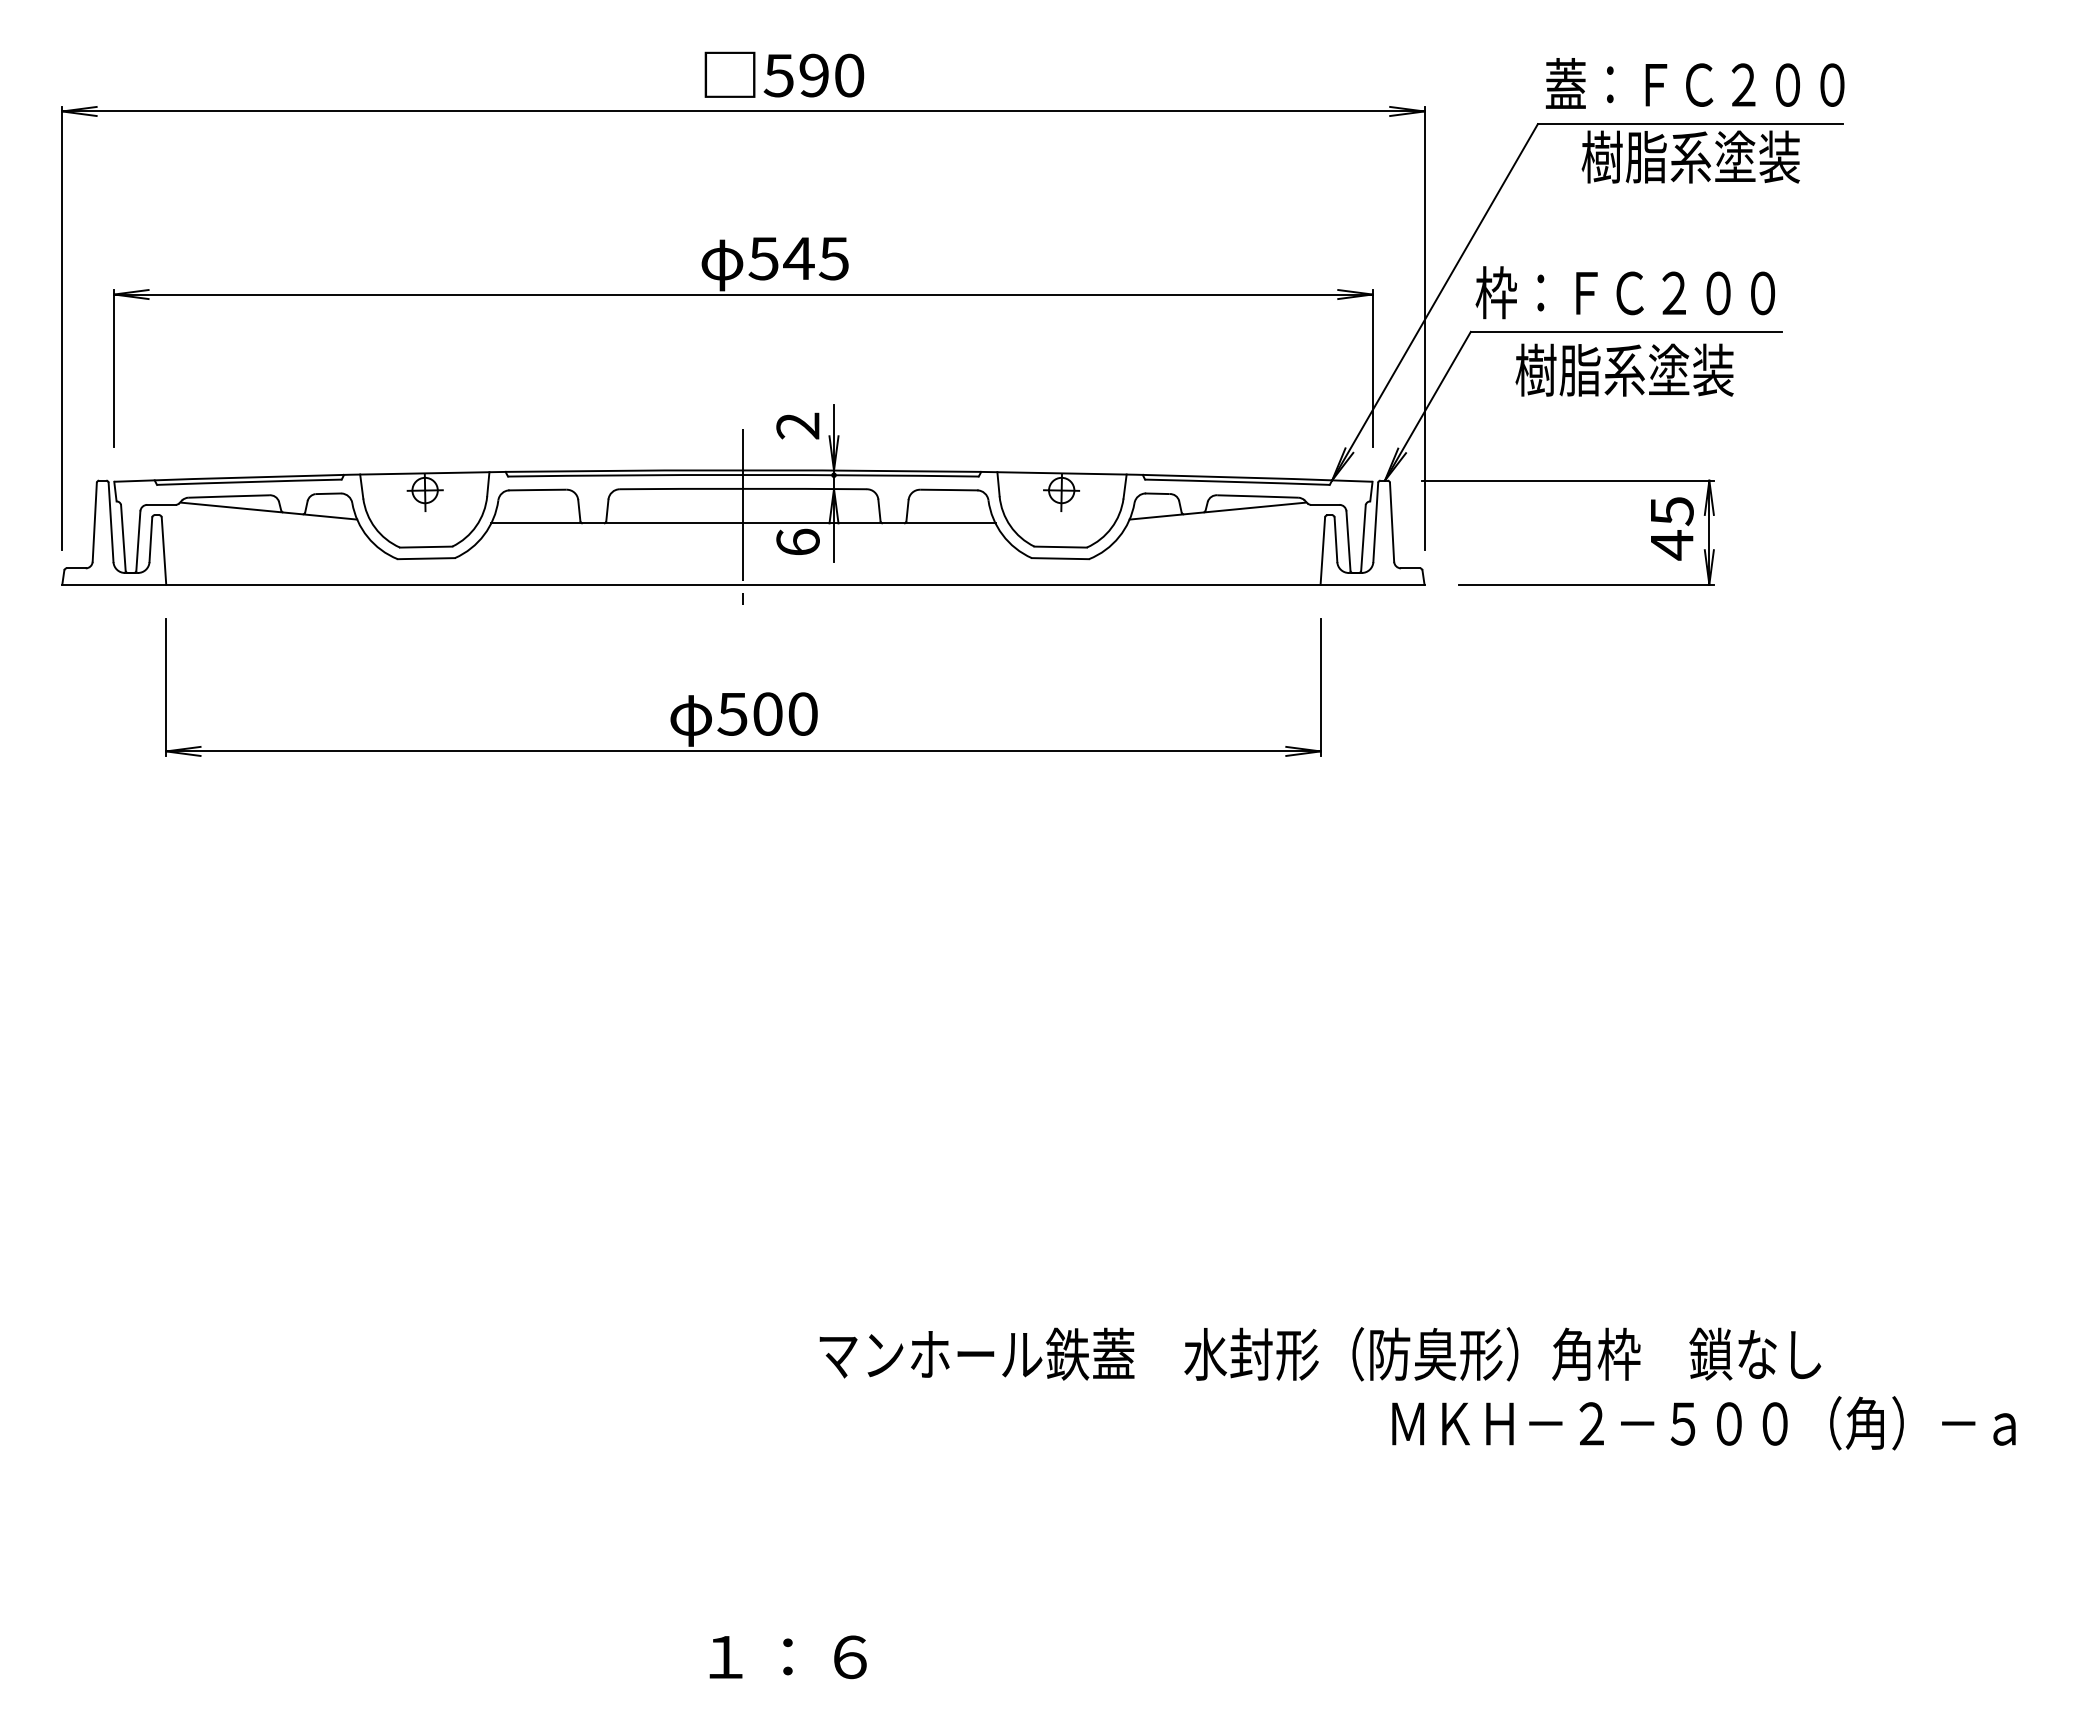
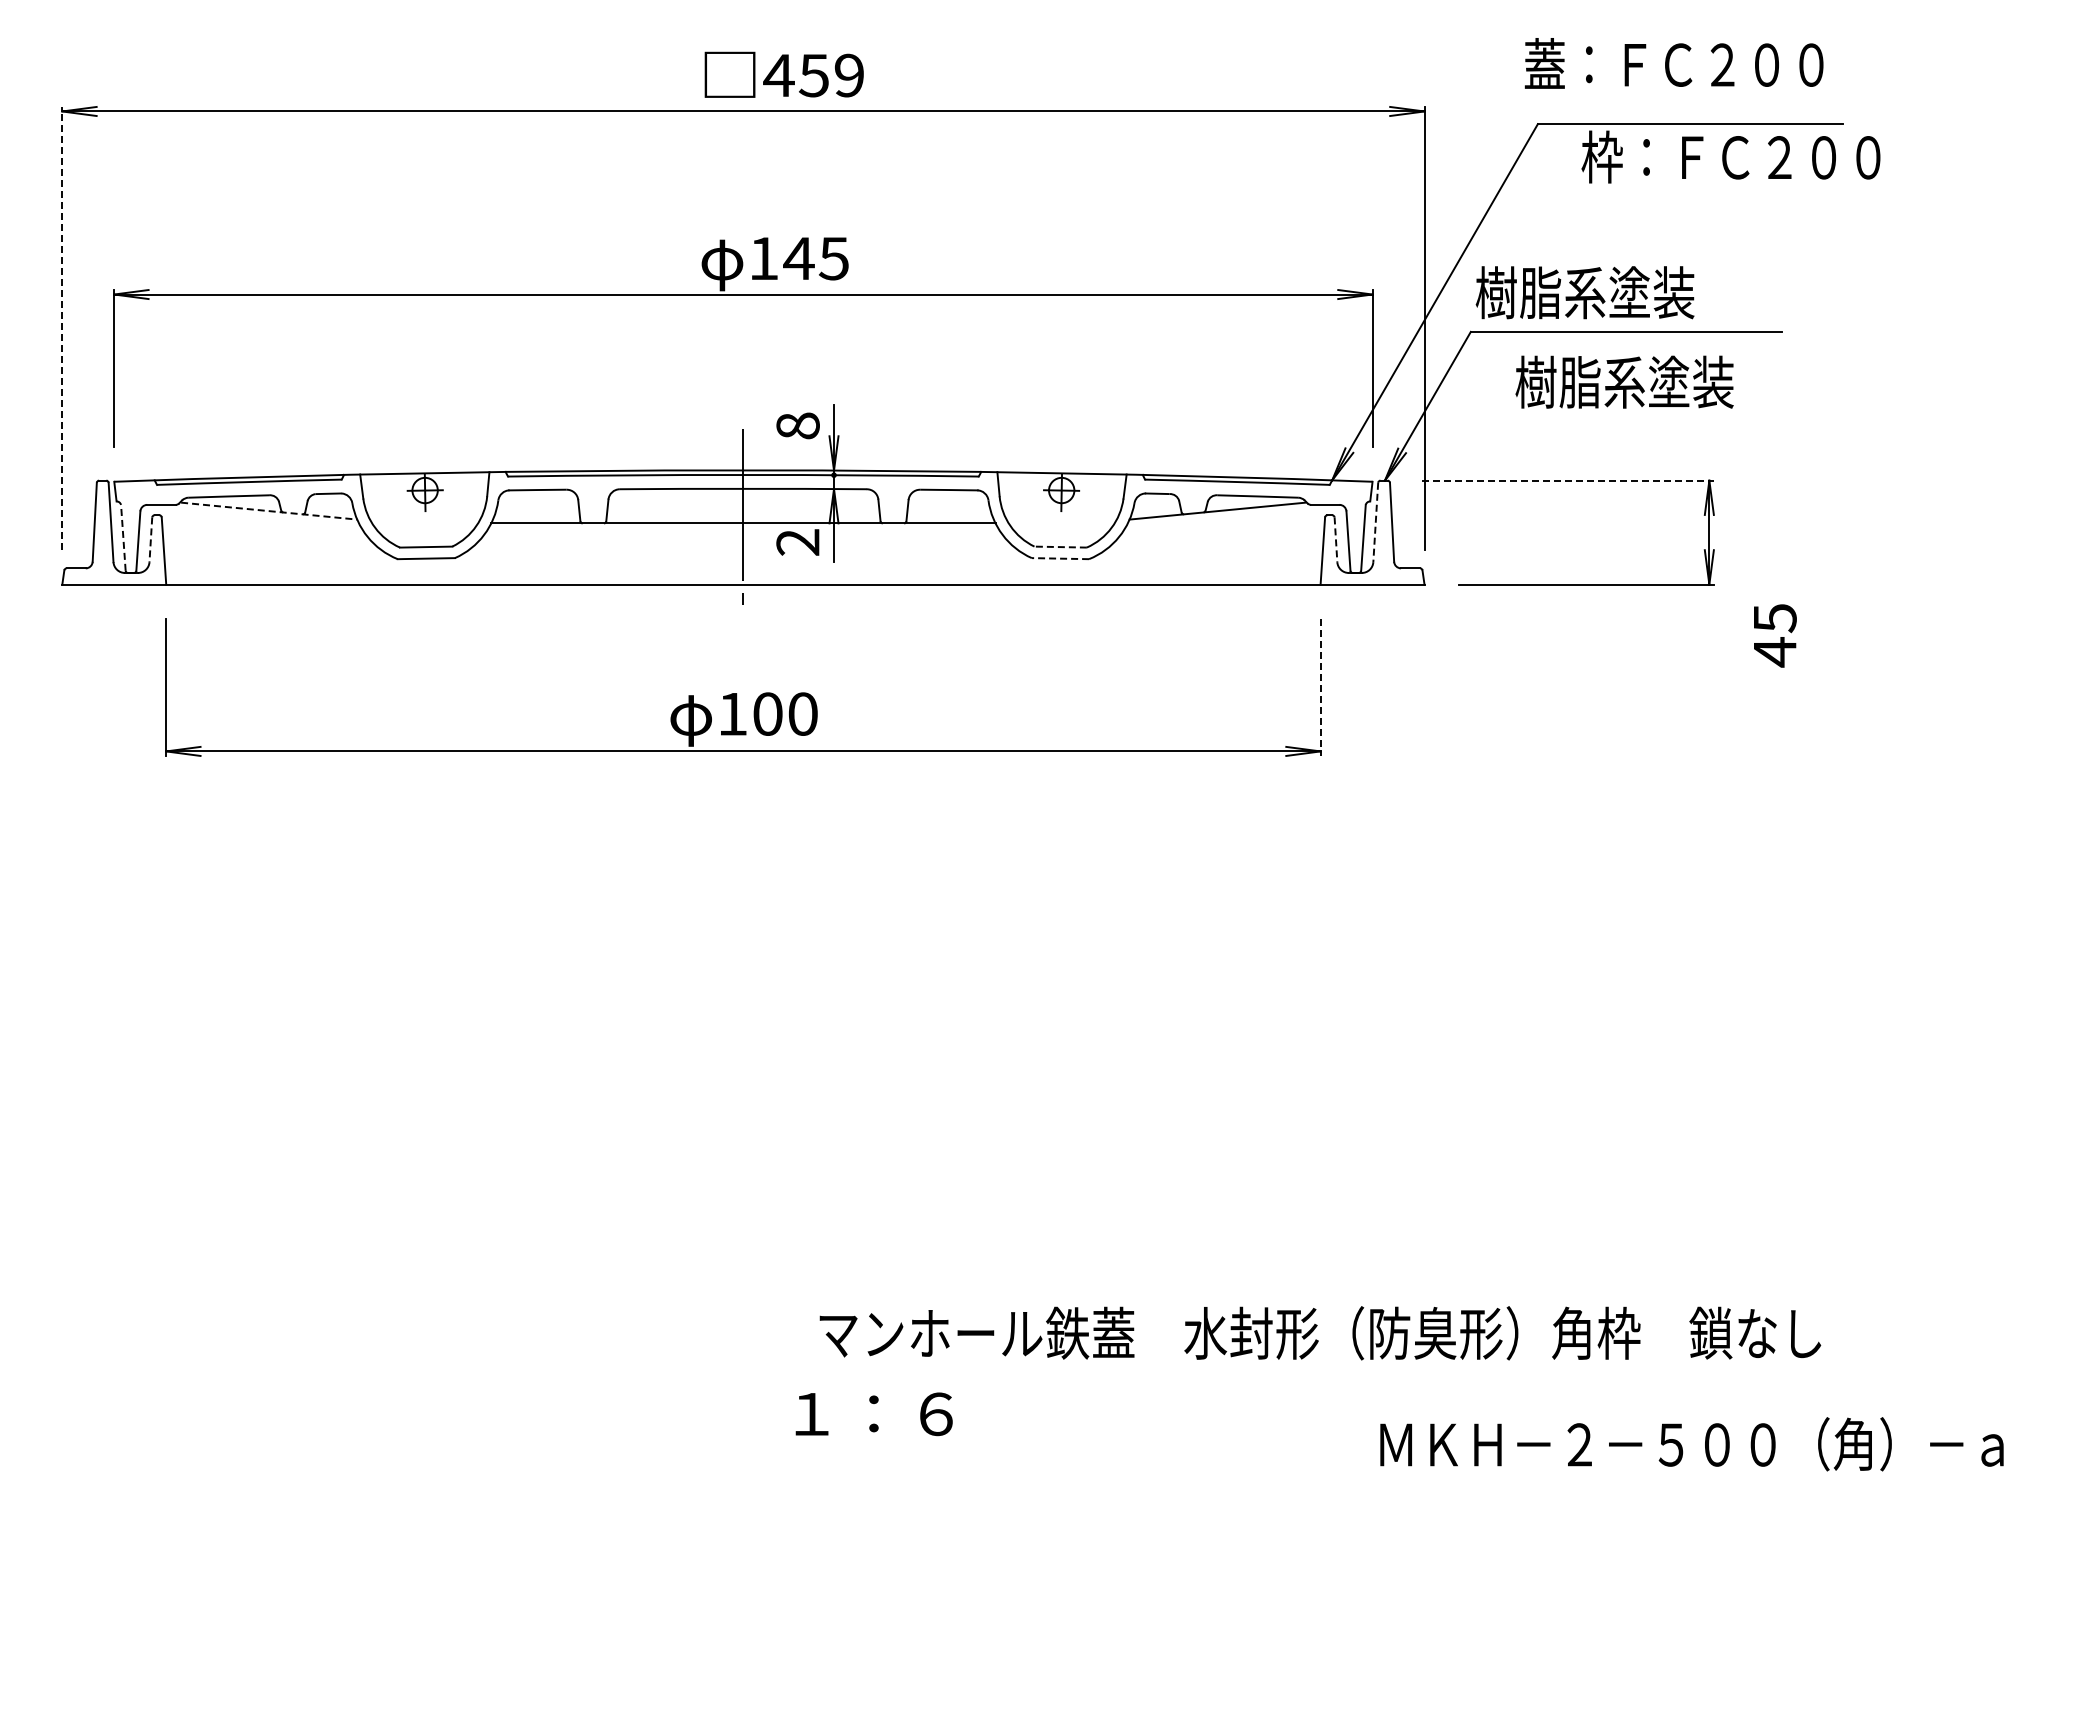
text: 590 -> 459 (813, 75)
text position: (1694, 83) -> (1673, 63) (1673, 63)
text: 樹脂系塗装 -> 枠：ＦＣ２００ (1730, 156)
text: 545 -> 145 (763, 258)
text: 枠：ＦＣ２００ -> 樹脂系塗装 (1625, 292)
line: solid -> dashed (62, 328)
text position: (1624, 369) -> (1624, 381) (1624, 381)
text: 2 -> 8 (797, 425)
line: solid -> dashed (1567, 480)
line: solid -> dashed (269, 511)
line: solid -> dashed (1375, 522)
text position: (1672, 528) -> (1775, 635) (1775, 635)
line: solid -> dashed (123, 537)
line: solid -> dashed (150, 540)
line: solid -> dashed (1335, 540)
text: 6 -> 2 (797, 541)
line: solid -> dashed (1060, 547)
line: solid -> dashed (1060, 558)
line: solid -> dashed (1320, 687)
text: 500 -> 100 (732, 714)
text position: (1320, 1354) -> (1320, 1333) (1320, 1333)
text position: (1703, 1423) -> (1691, 1444) (1691, 1444)
text position: (787, 1657) -> (873, 1414) (873, 1414)
